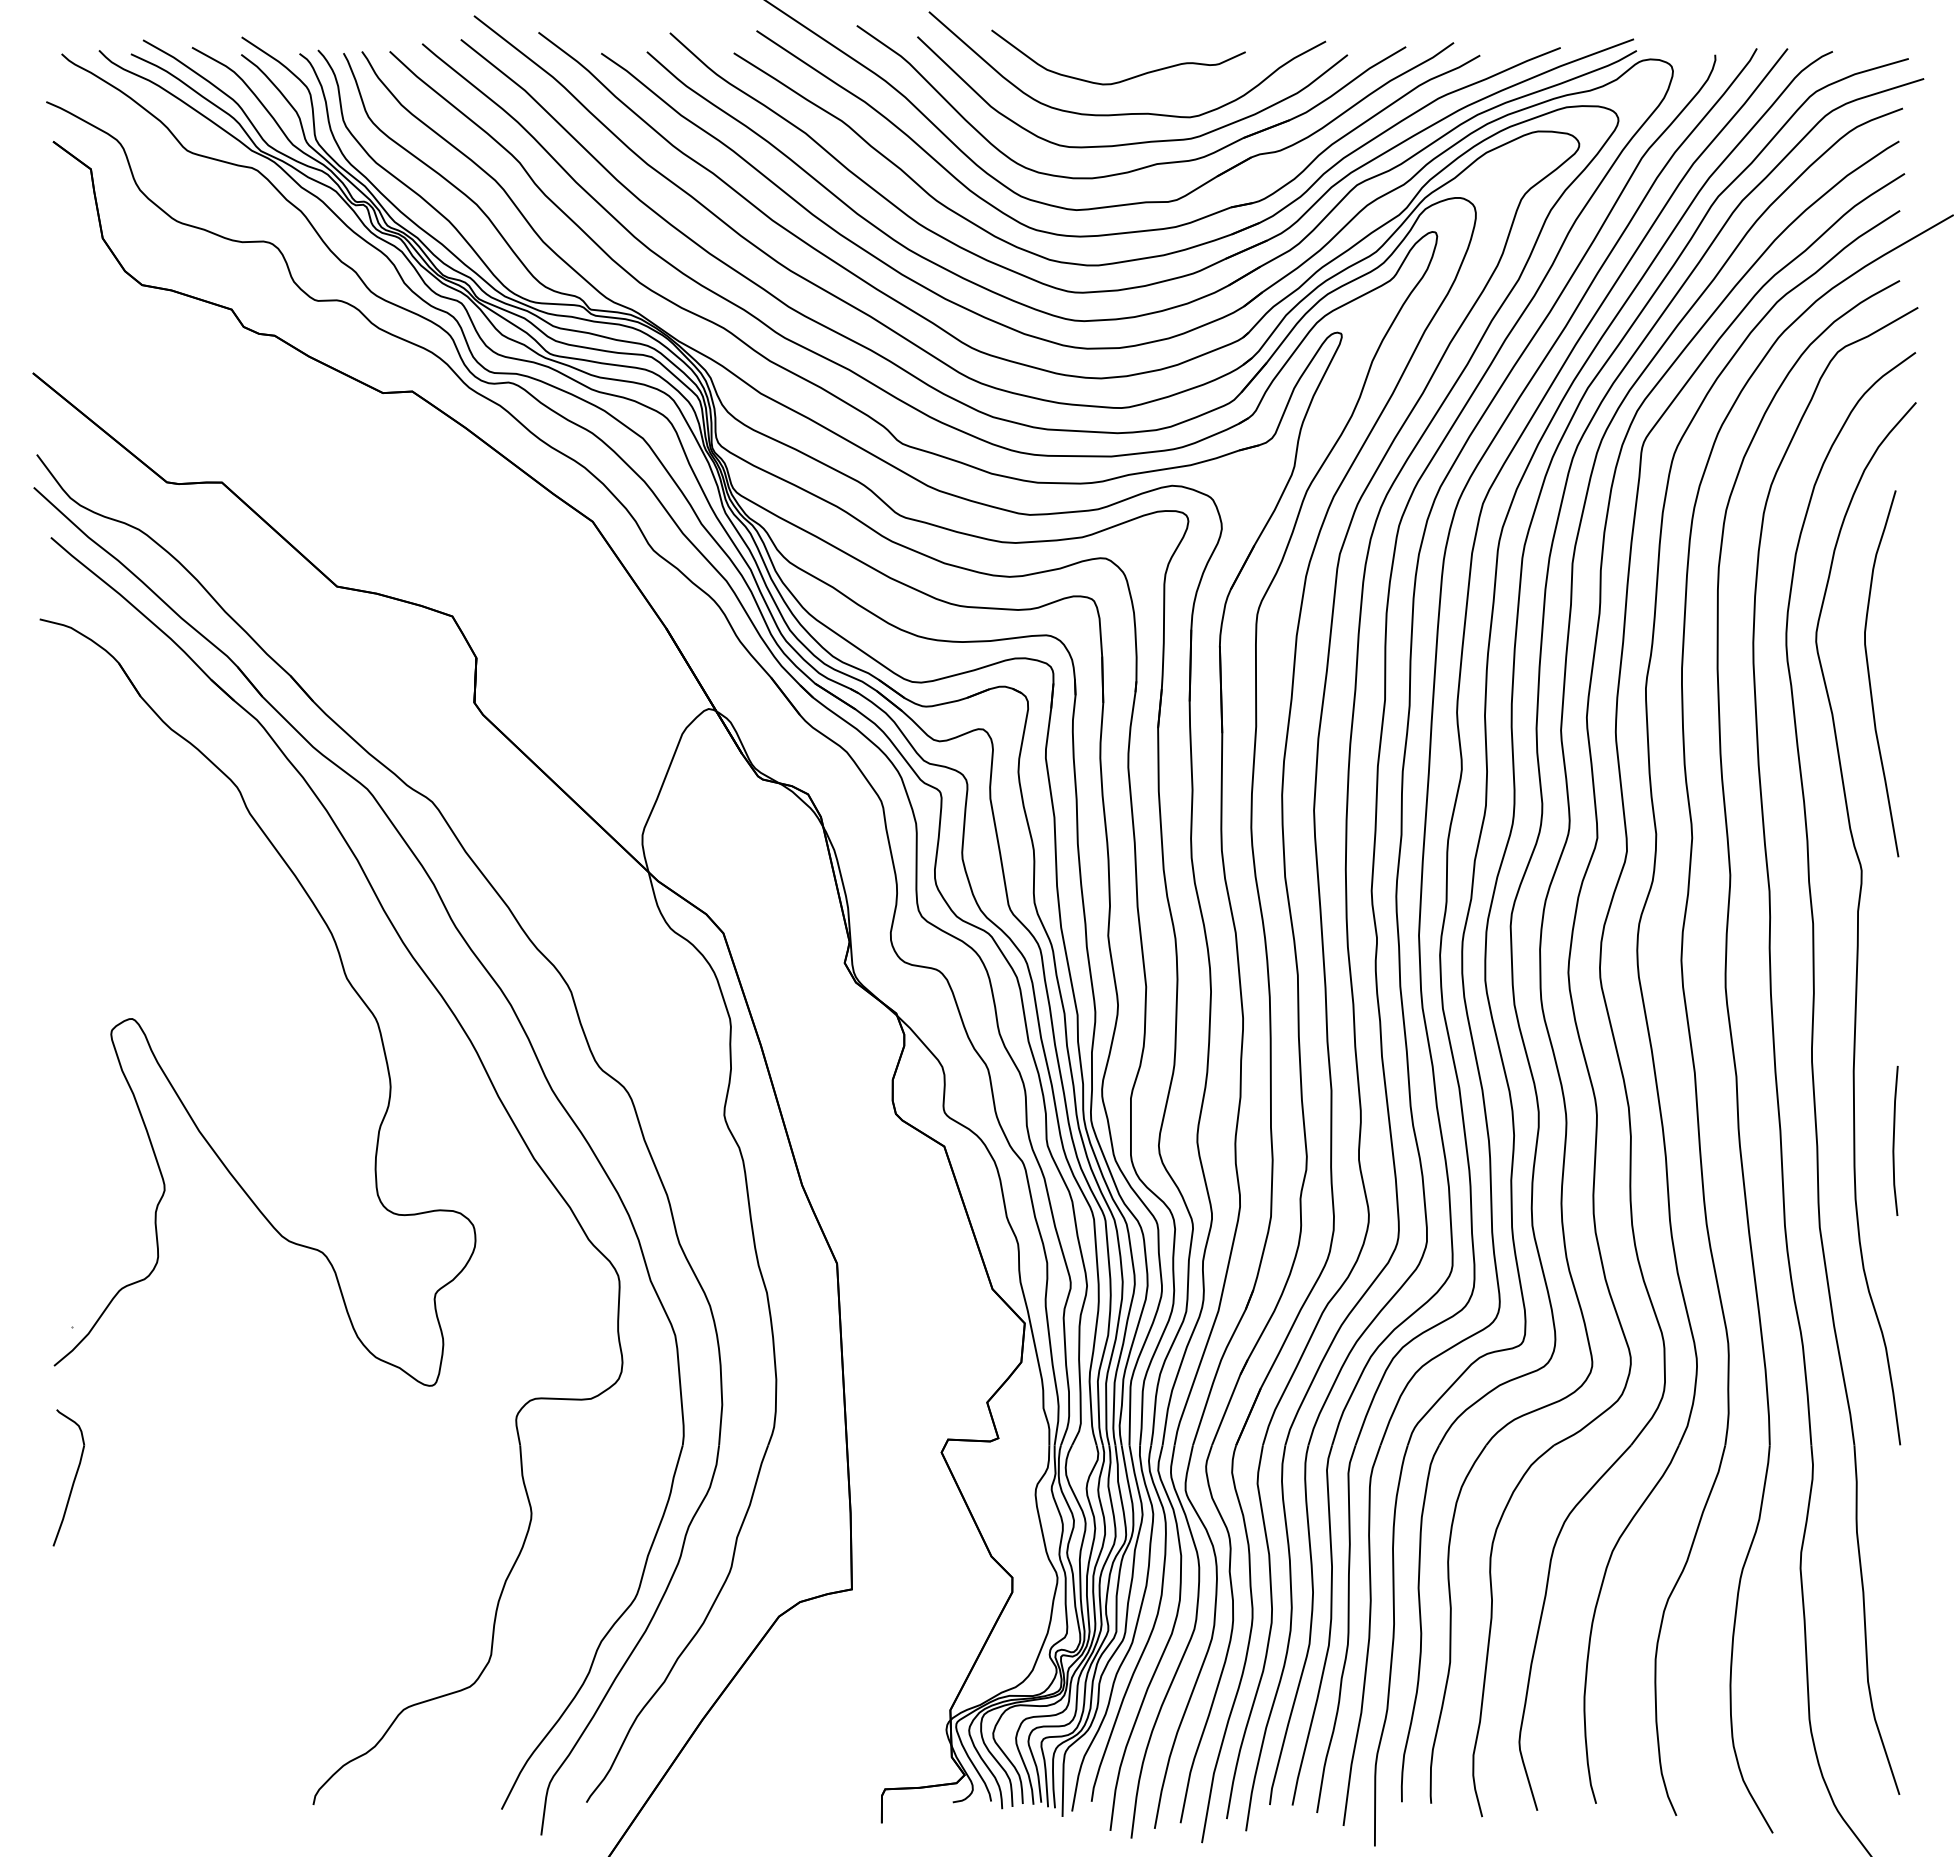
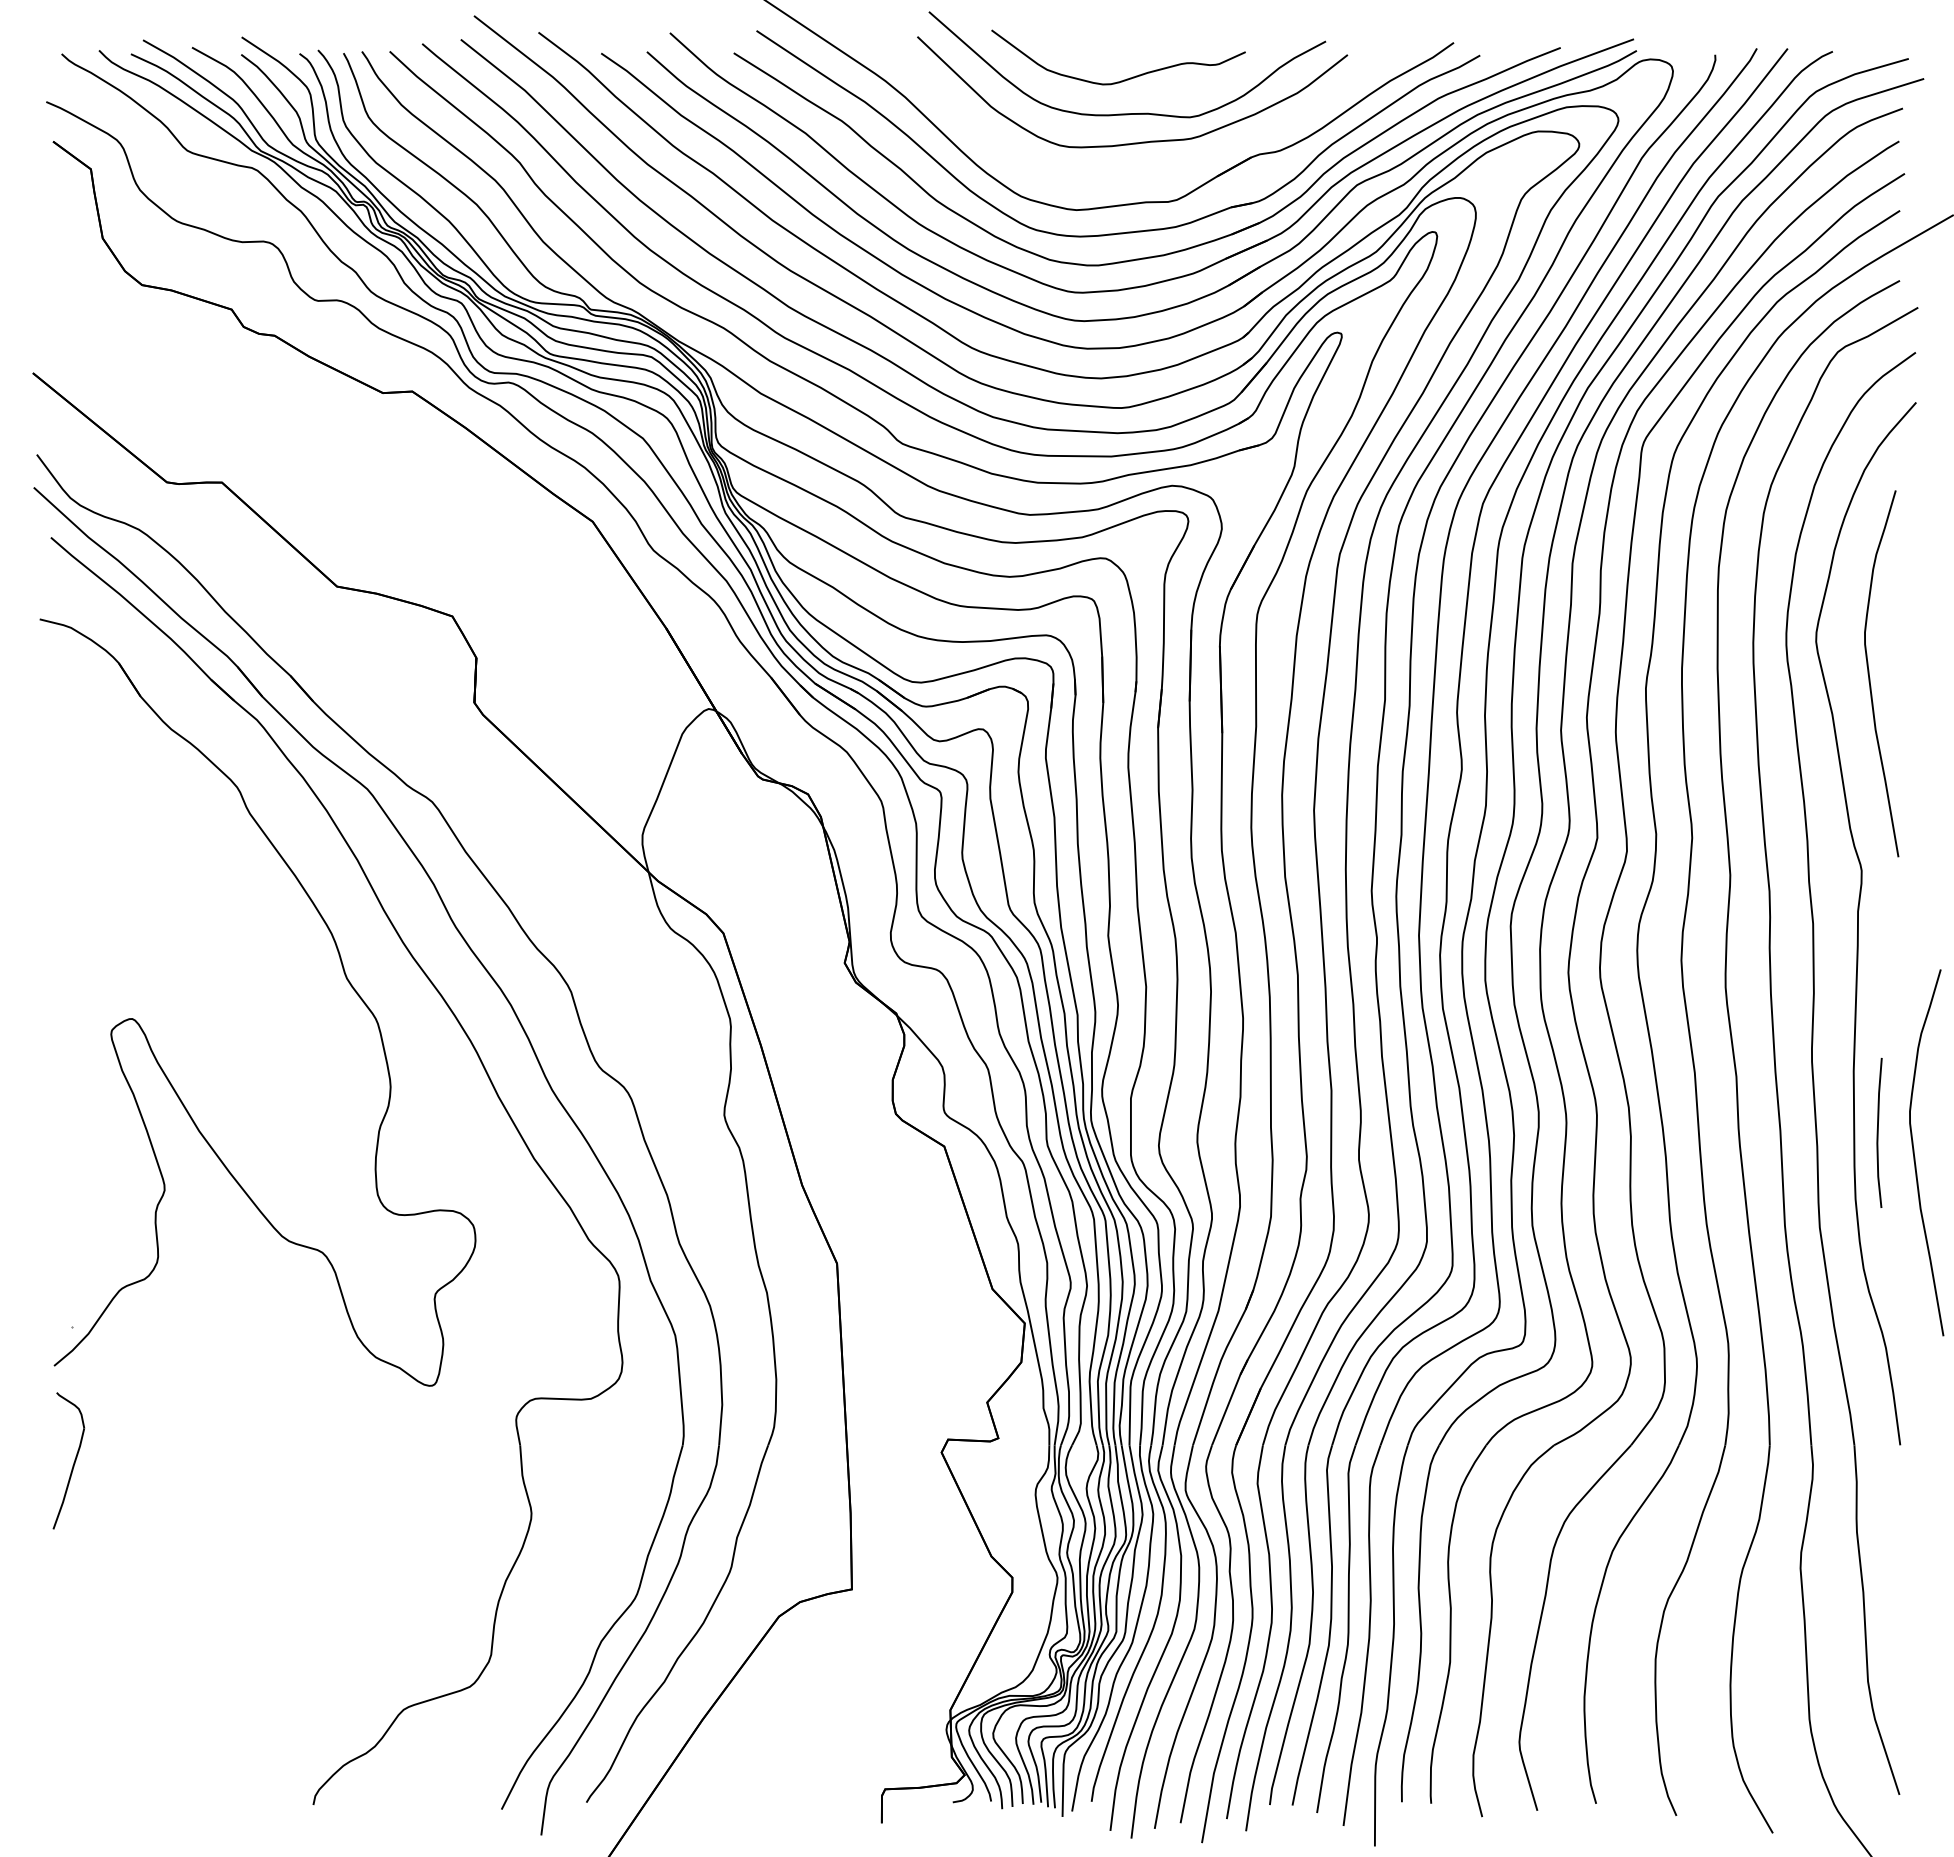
part: present -> none (1147, 165)
line position: (1894, 1140) -> (1878, 1132) (1878, 1132)
curve: none -> present (1915, 1156)
part position: (68, 1477) -> (68, 1460) (68, 1460)
